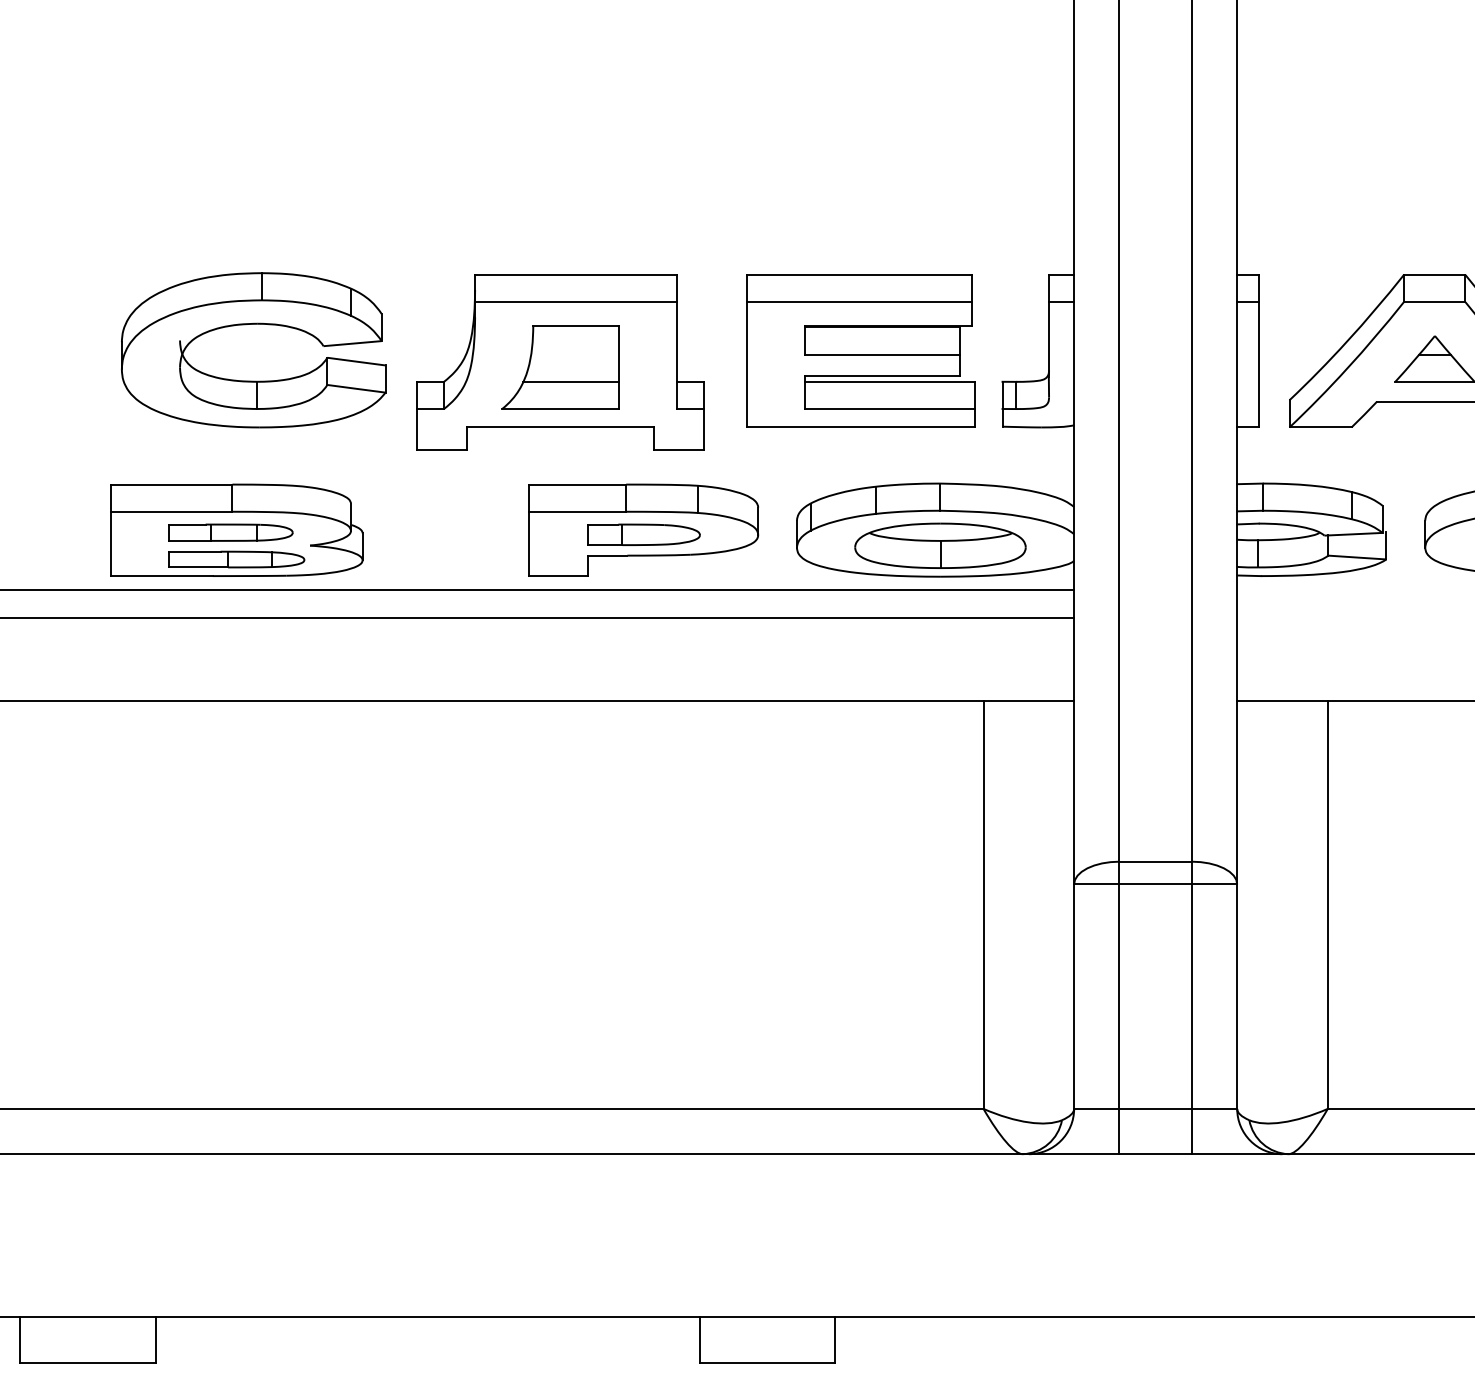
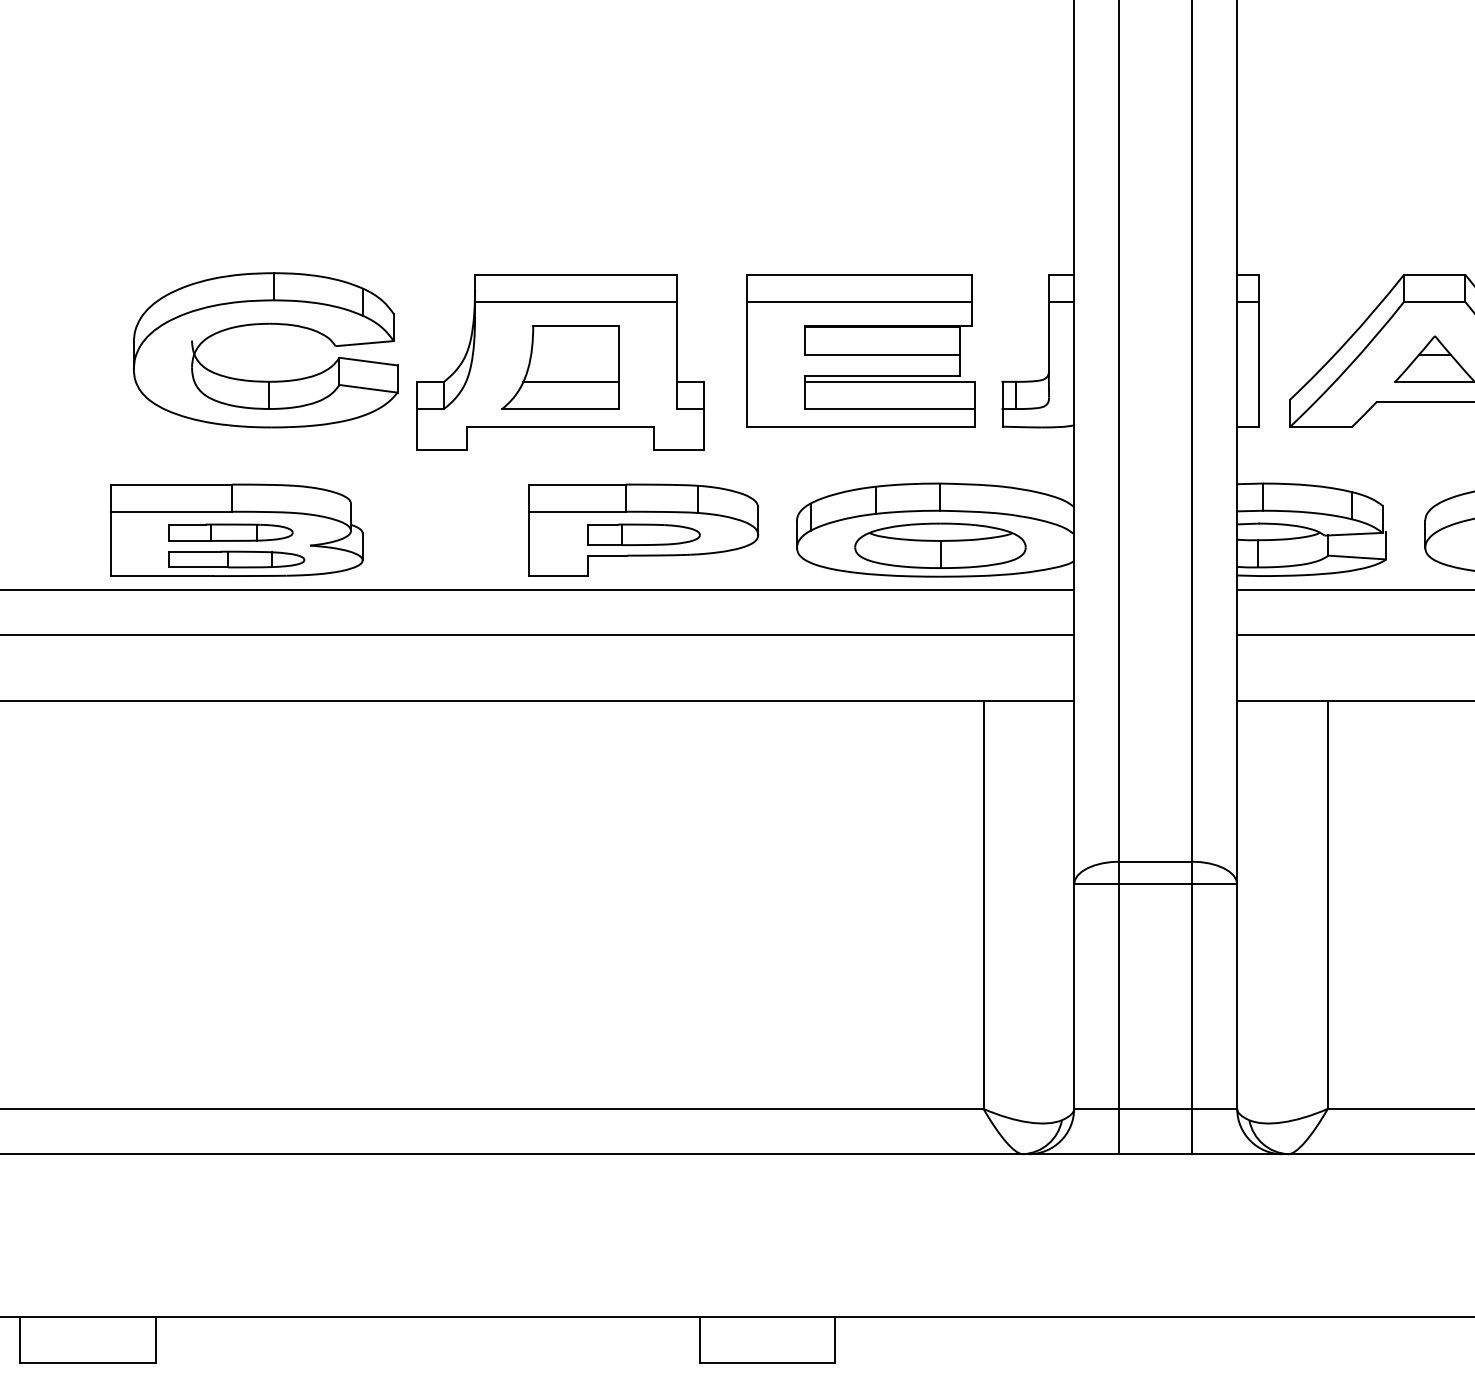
part position: (253, 324) -> (265, 324) (265, 324)
line: none -> present (1354, 589)
line position: (538, 618) -> (538, 635) (538, 635)
line: none -> present (1354, 635)
